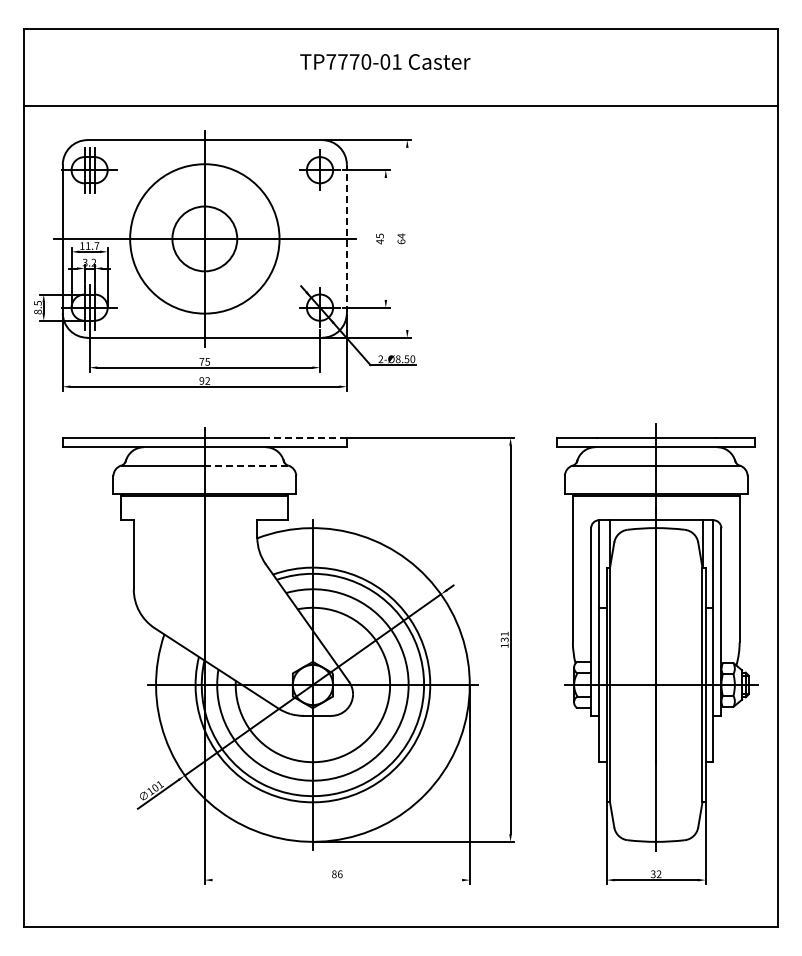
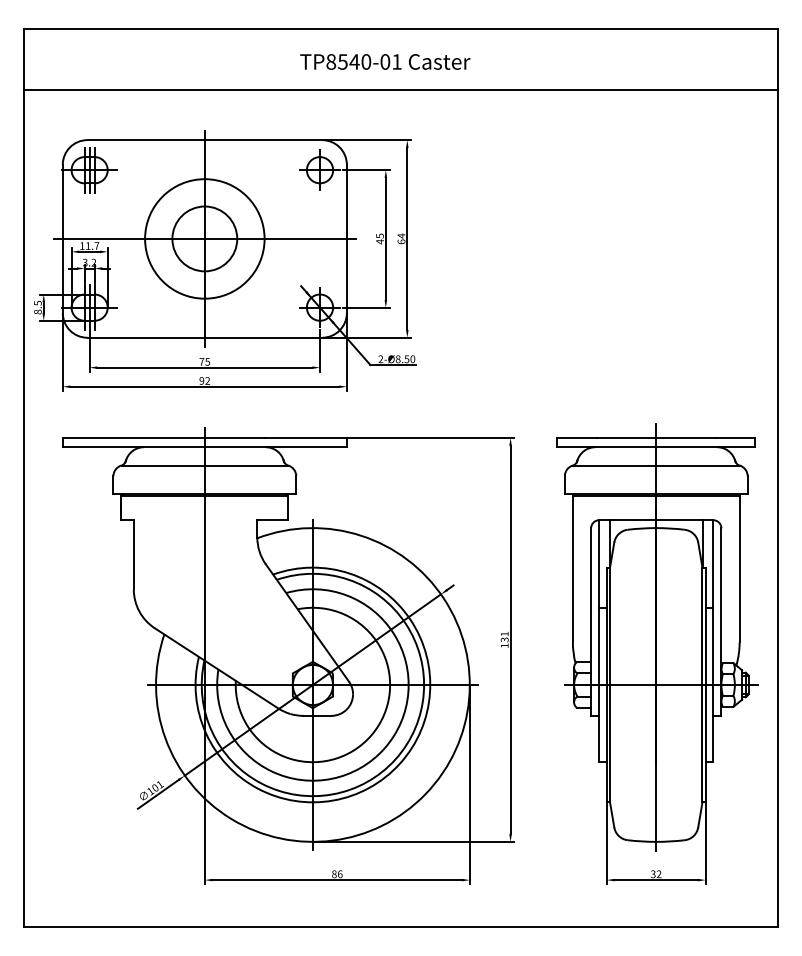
text: 777 -> 854 (342, 61)
line position: (400, 106) -> (400, 90) (400, 90)
circle diameter: 149 px -> 120 px (204, 238)
line: dashed -> solid (346, 238)
line: none -> present (385, 238)
line: none -> present (407, 238)
line: dashed -> solid (305, 437)
line: dashed -> solid (246, 465)
line: none -> present (337, 880)
